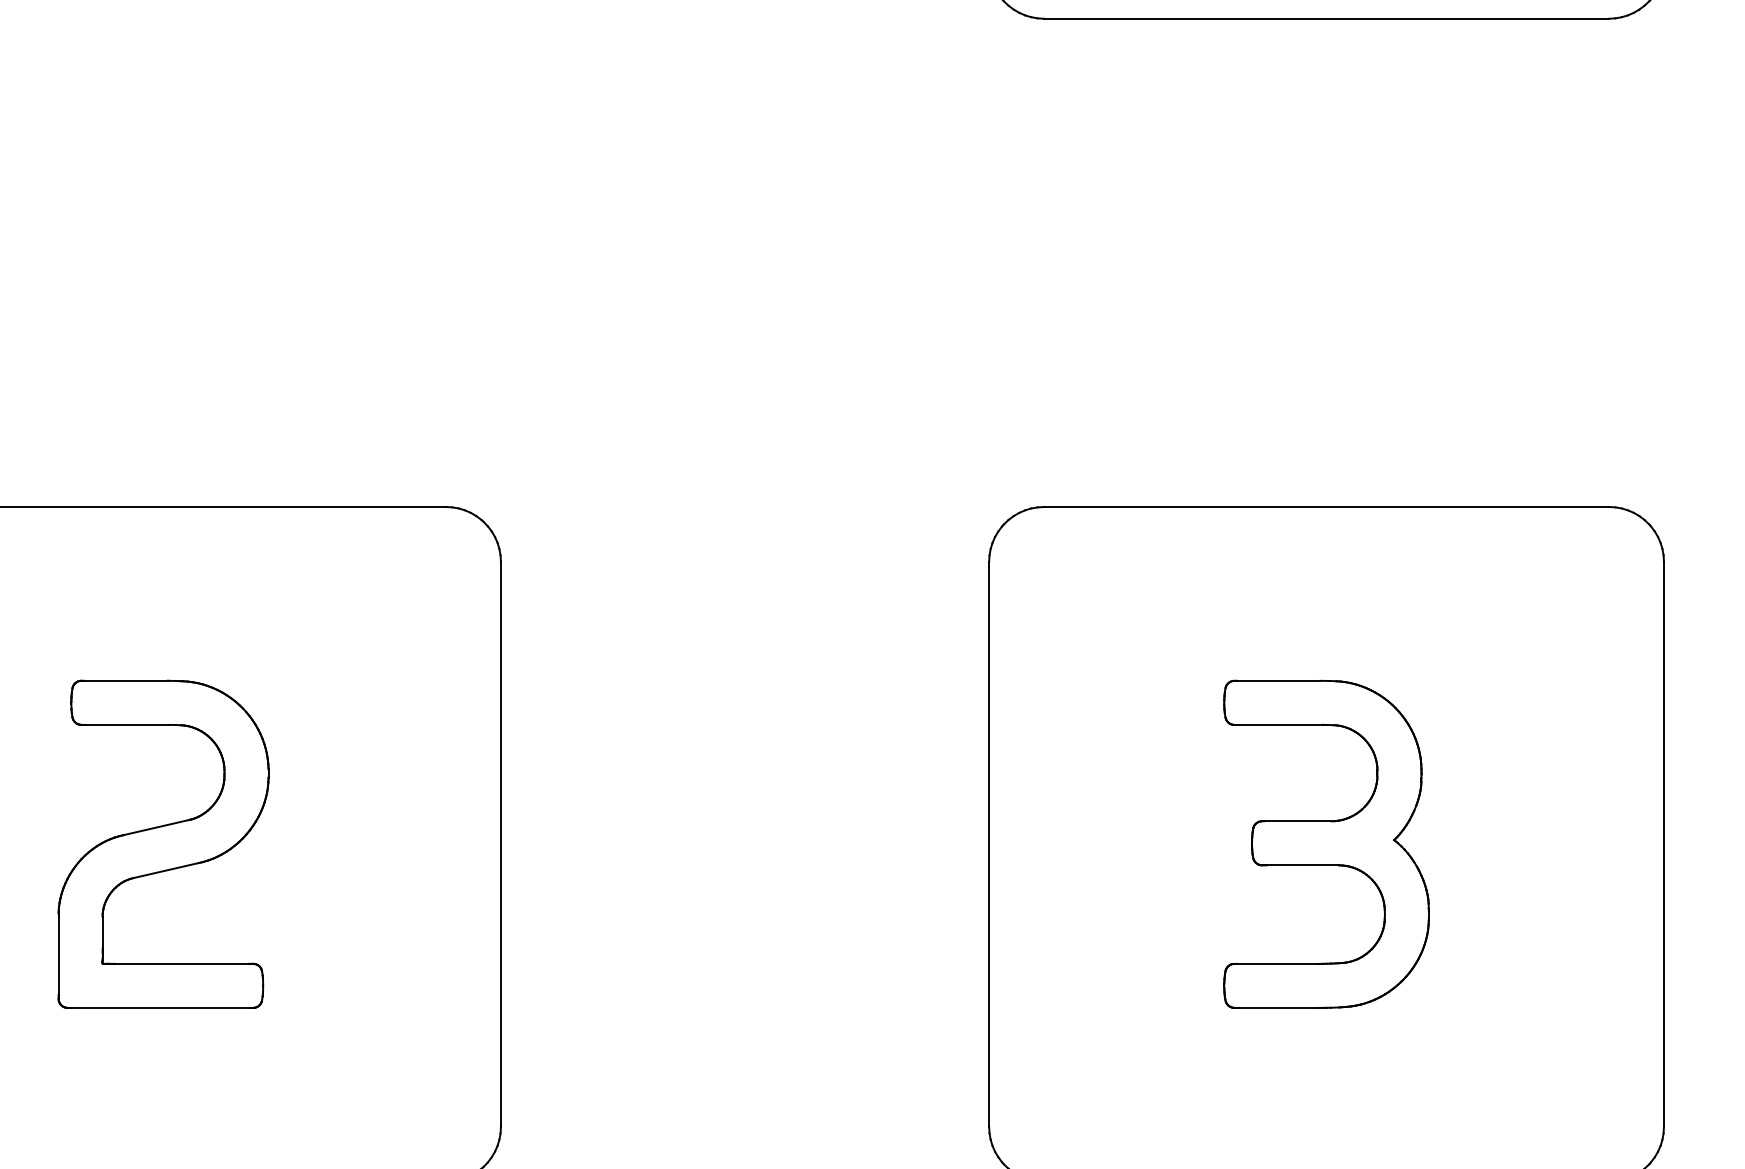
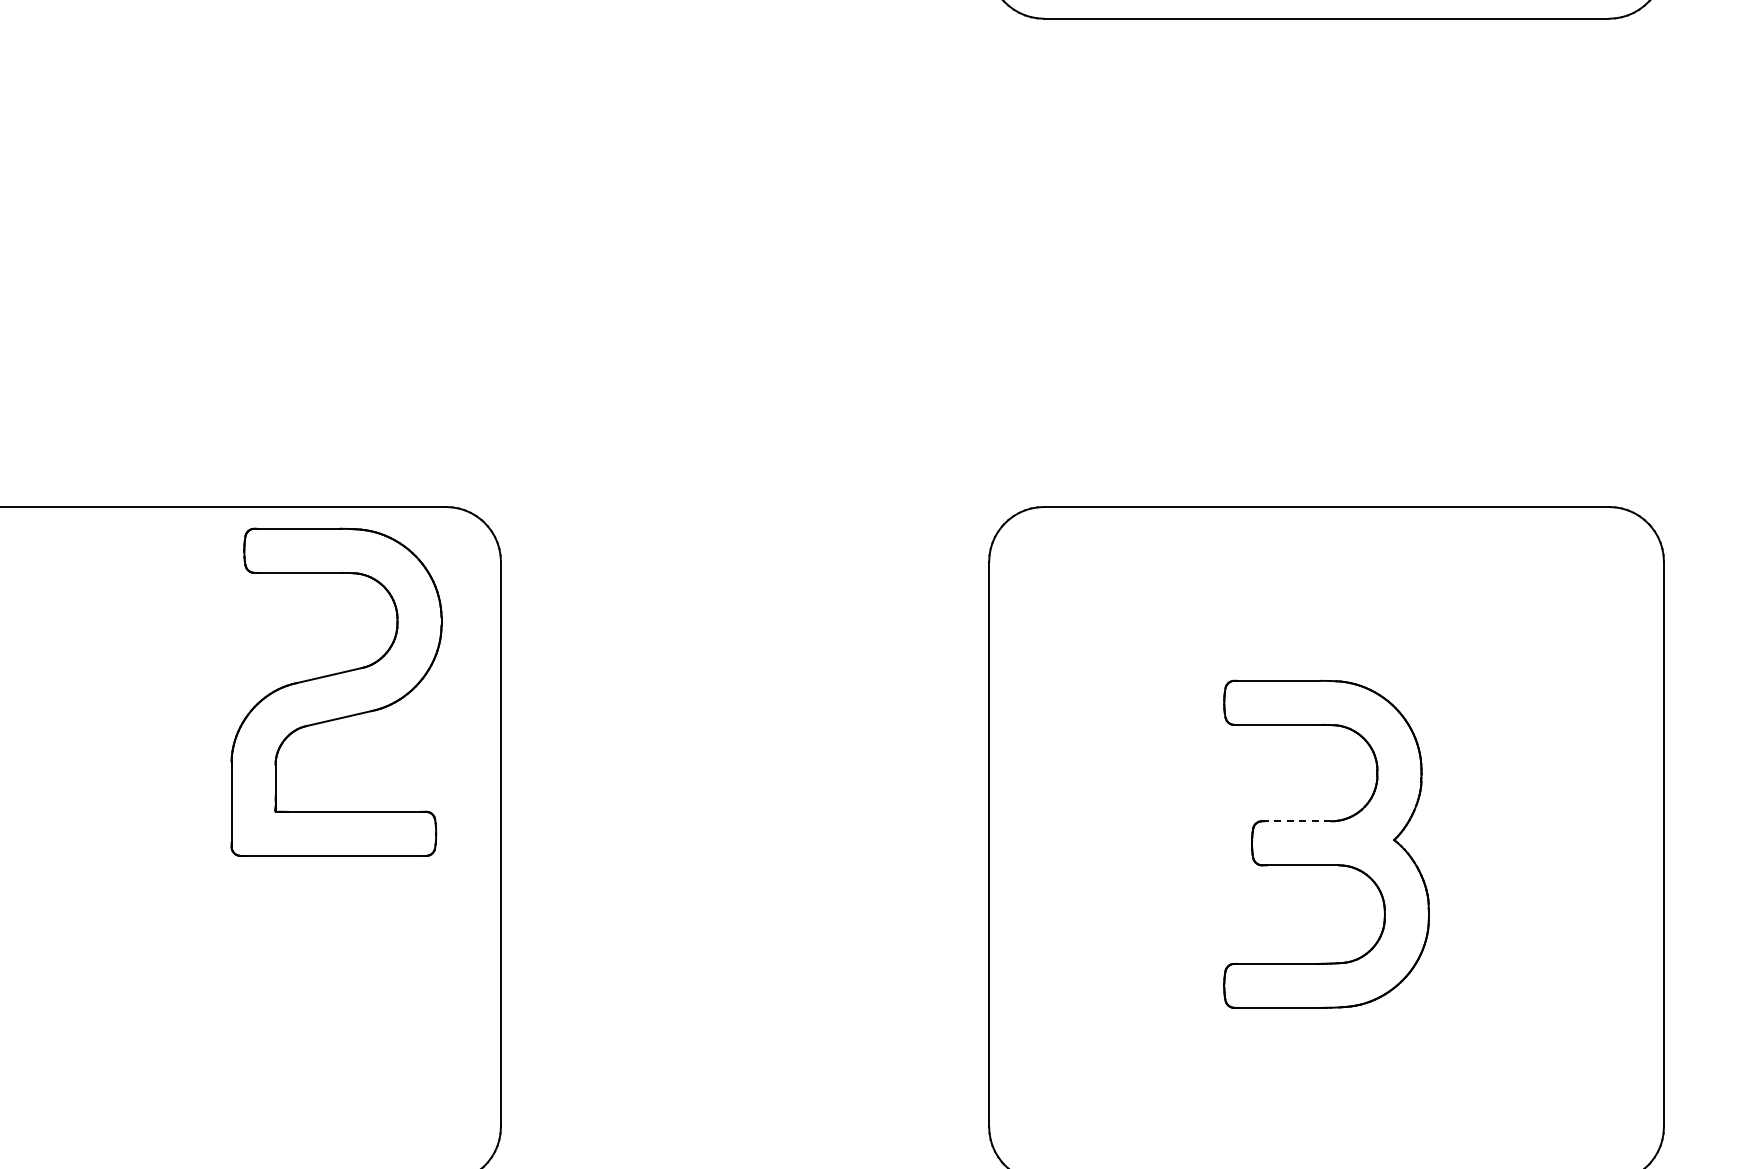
line: solid -> dashed (1296, 821)
part position: (163, 843) -> (336, 691) (336, 691)
